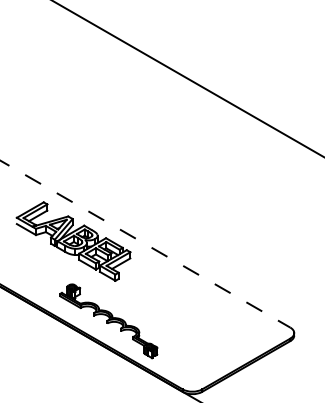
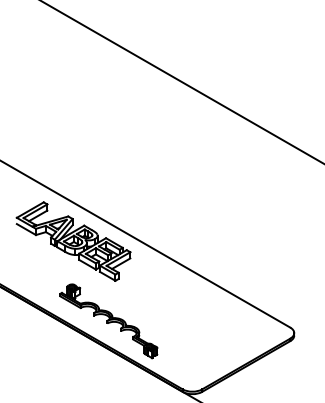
line position: (187, 78) -> (181, 82) (181, 82)
line: dashed -> solid (145, 244)
